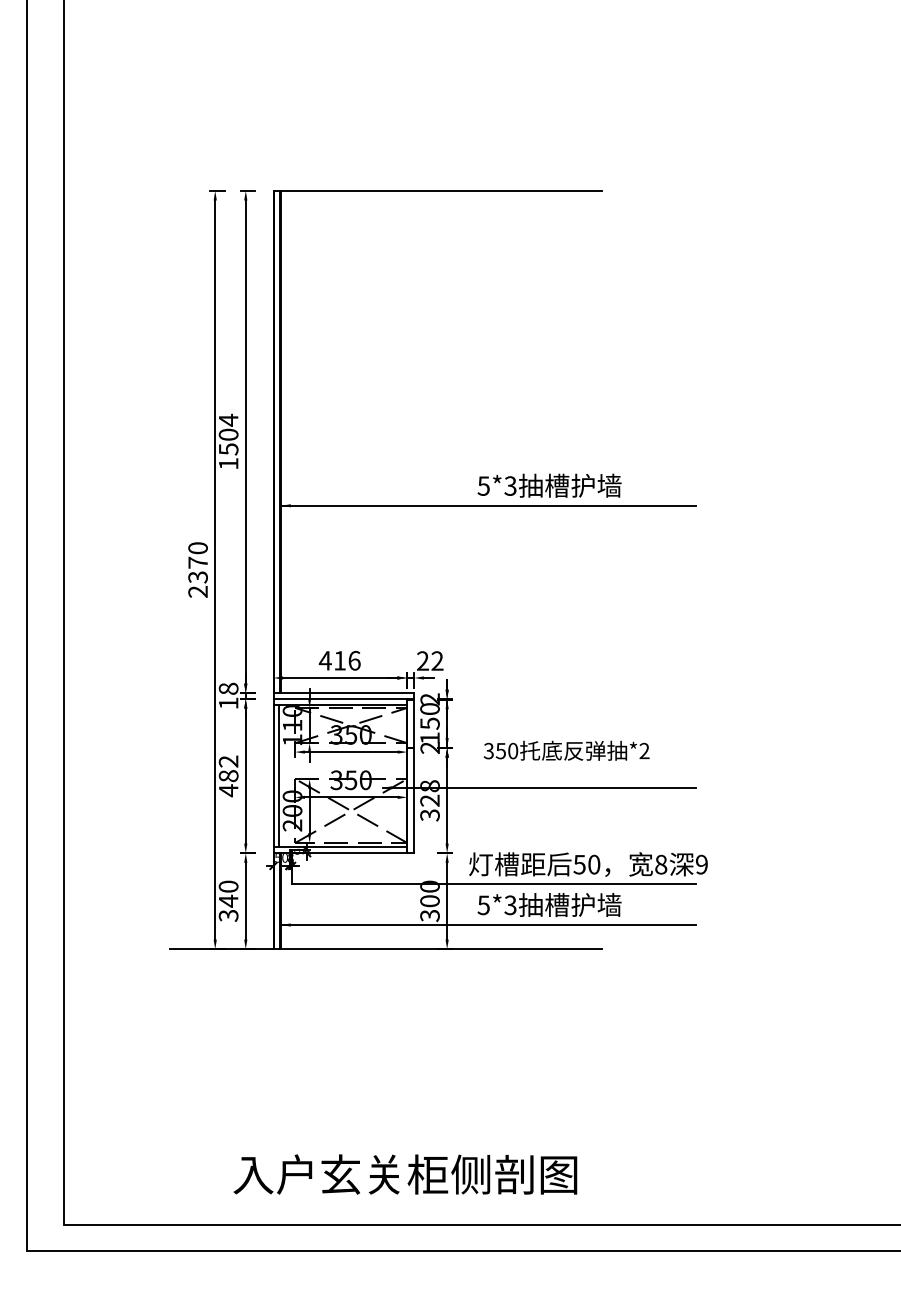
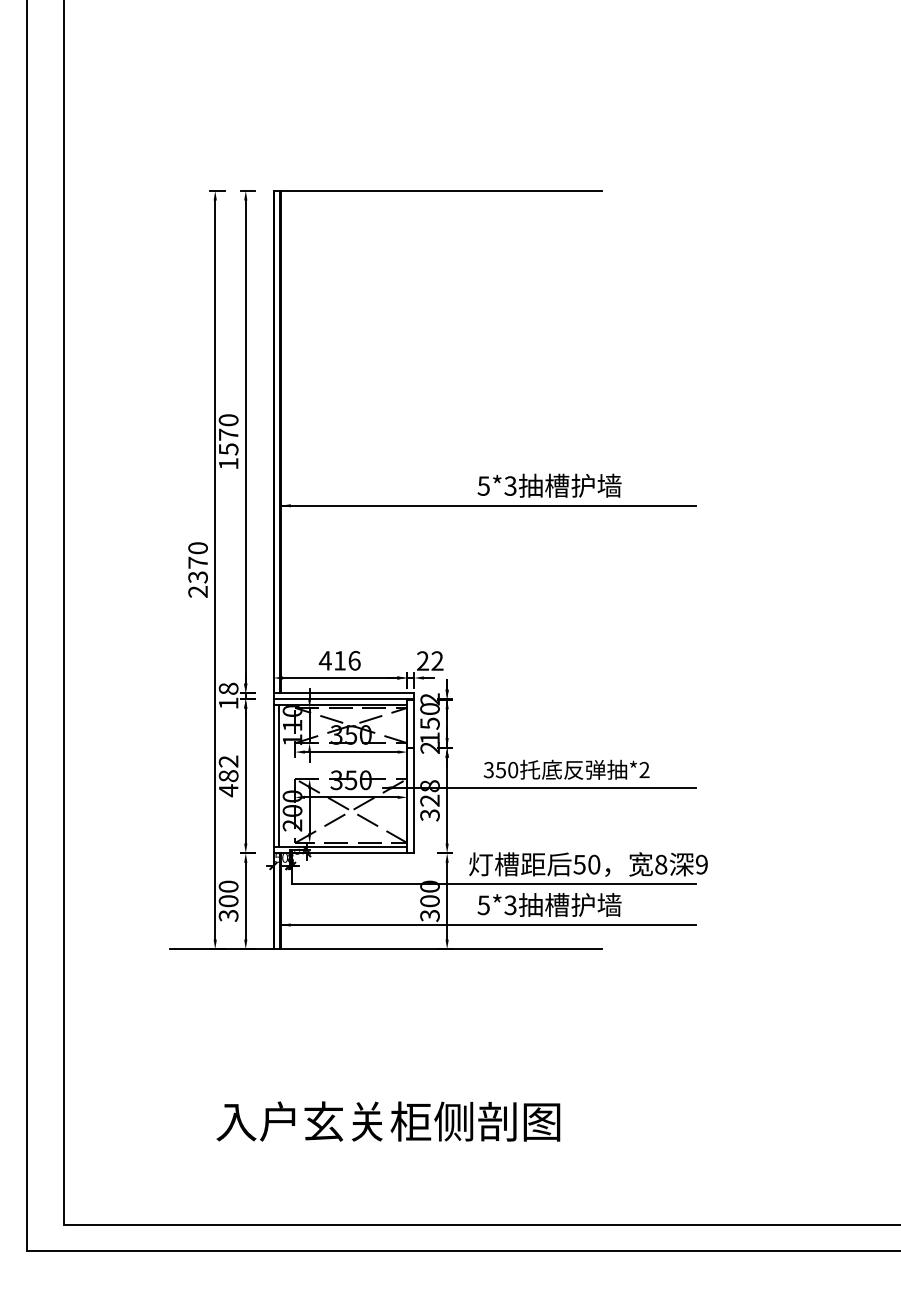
text: 1504 -> 1570 (228, 426)
text position: (566, 750) -> (566, 769) (566, 769)
text: 340 -> 300 (228, 900)
text position: (405, 1174) -> (388, 1121) (388, 1121)
